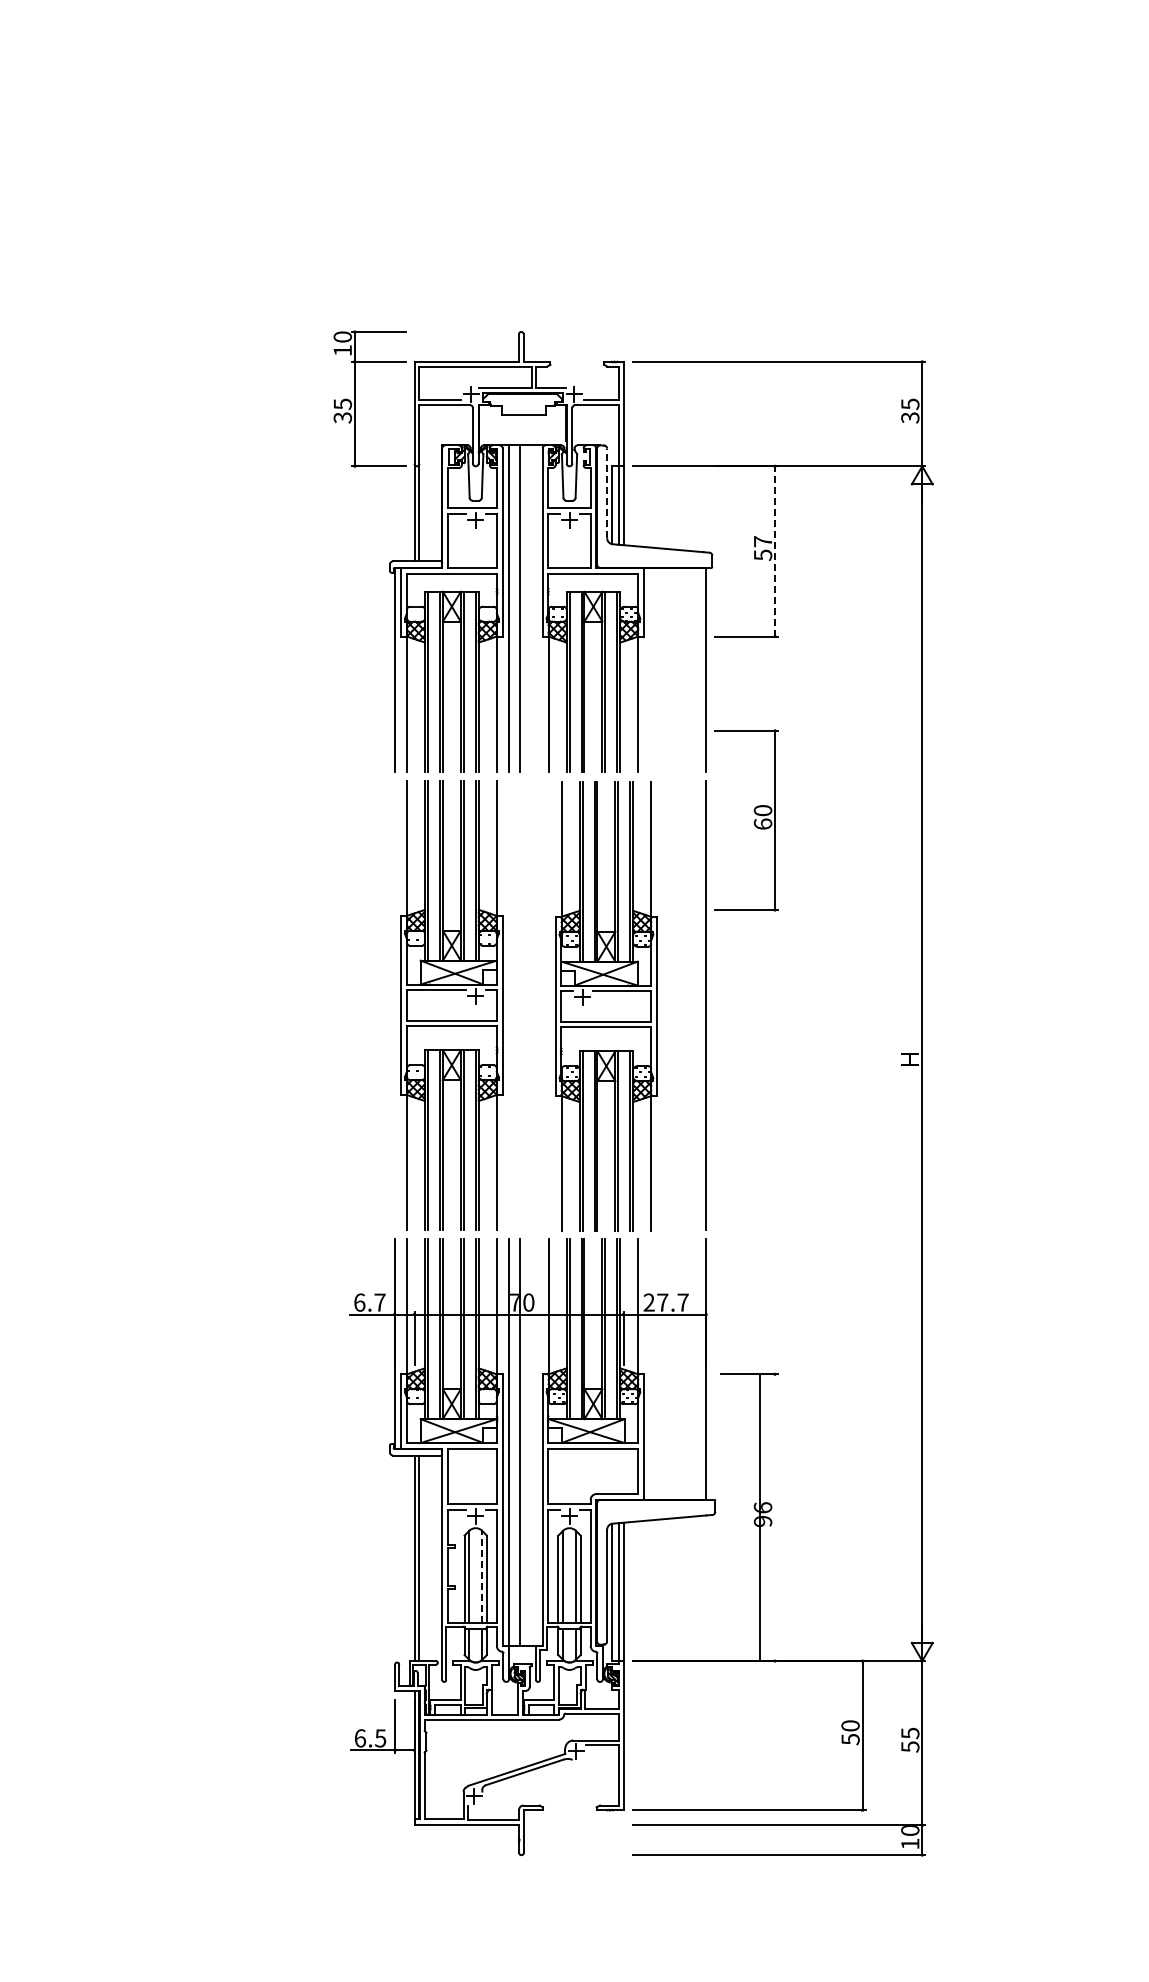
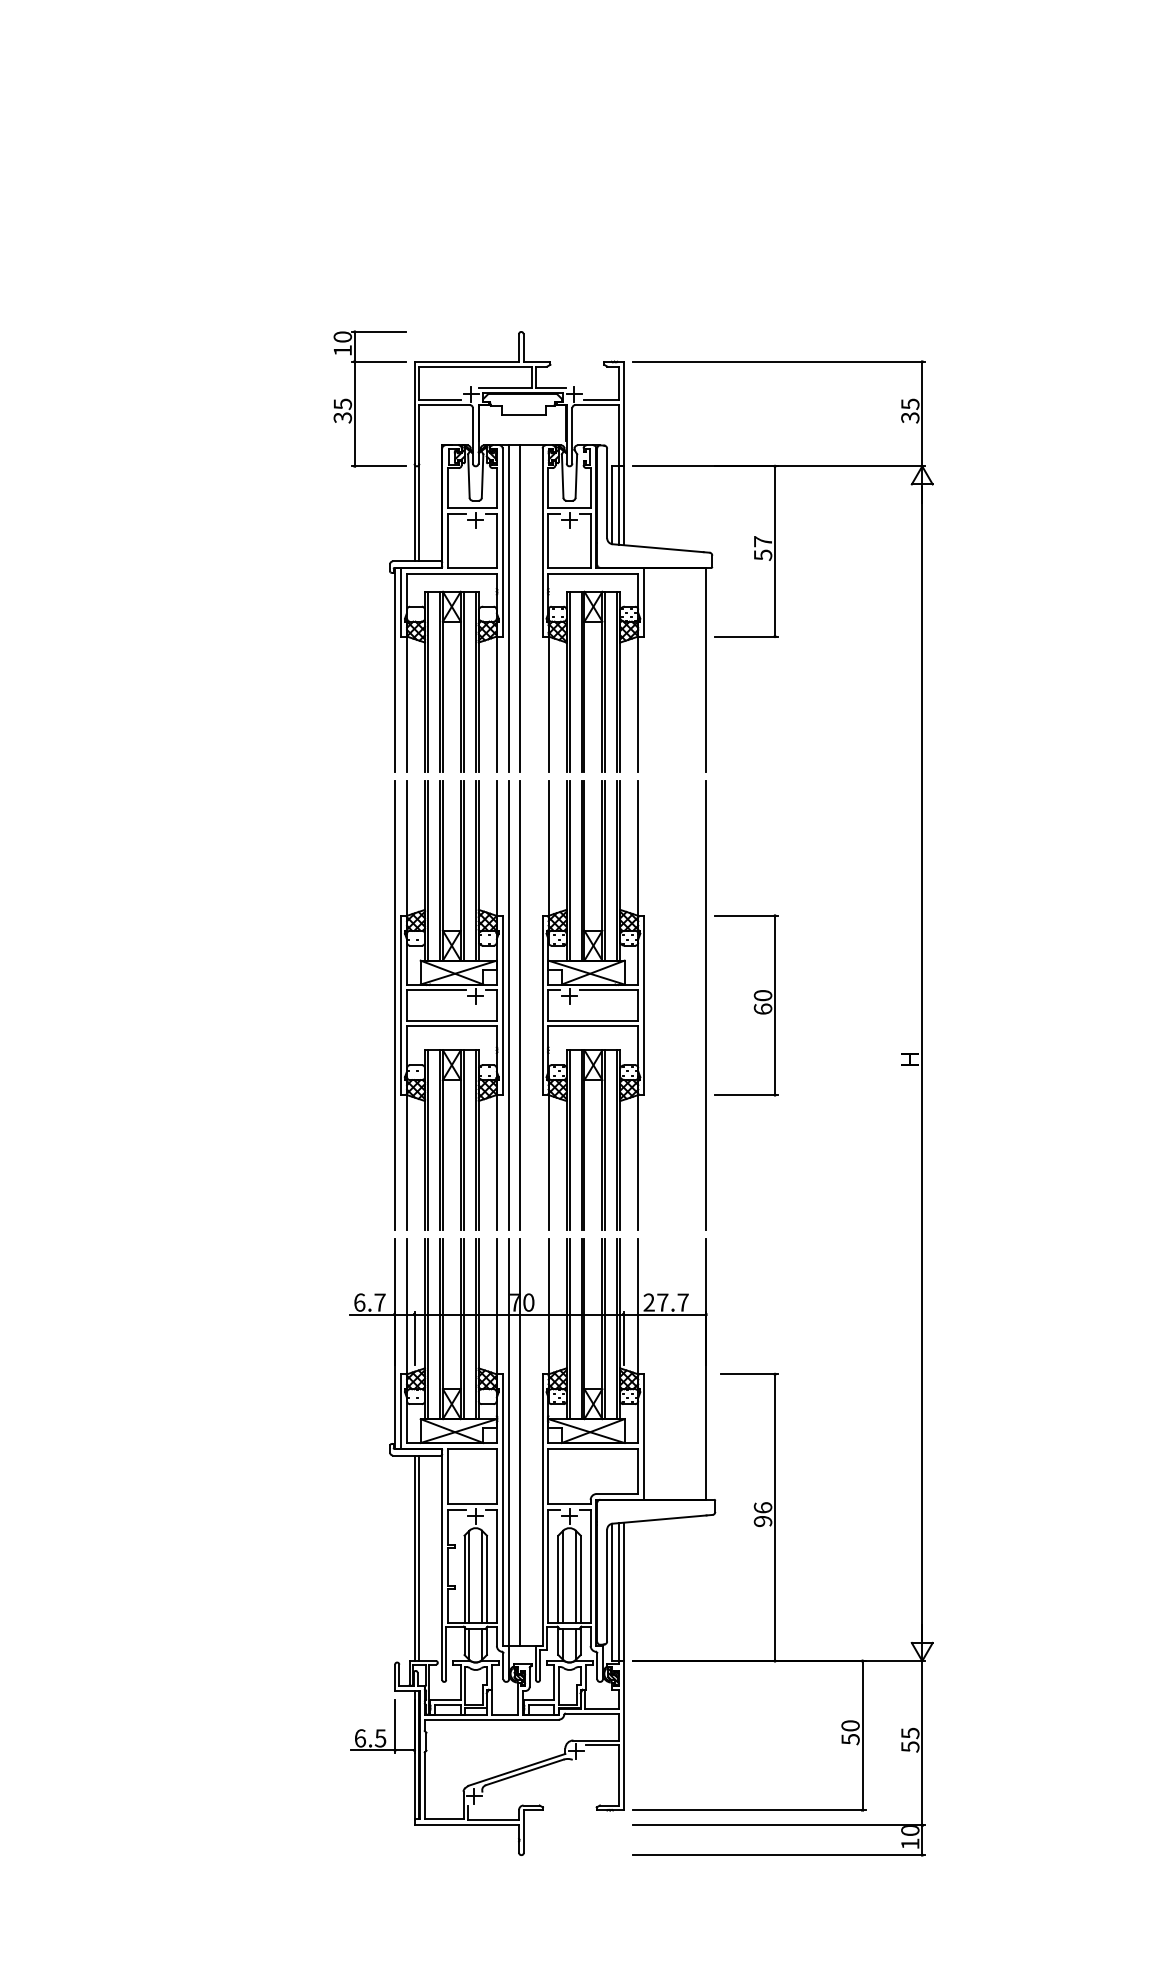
line: dashed -> solid (607, 493)
line: dashed -> solid (775, 550)
part position: (753, 822) -> (753, 1007) (753, 1007)
line: none -> present (394, 1005)
line: none -> present (509, 1005)
line: none -> present (519, 1005)
part position: (606, 1006) -> (593, 1005) (593, 1005)
line position: (760, 1517) -> (775, 1517) (775, 1517)
line: dashed -> solid (482, 1576)
